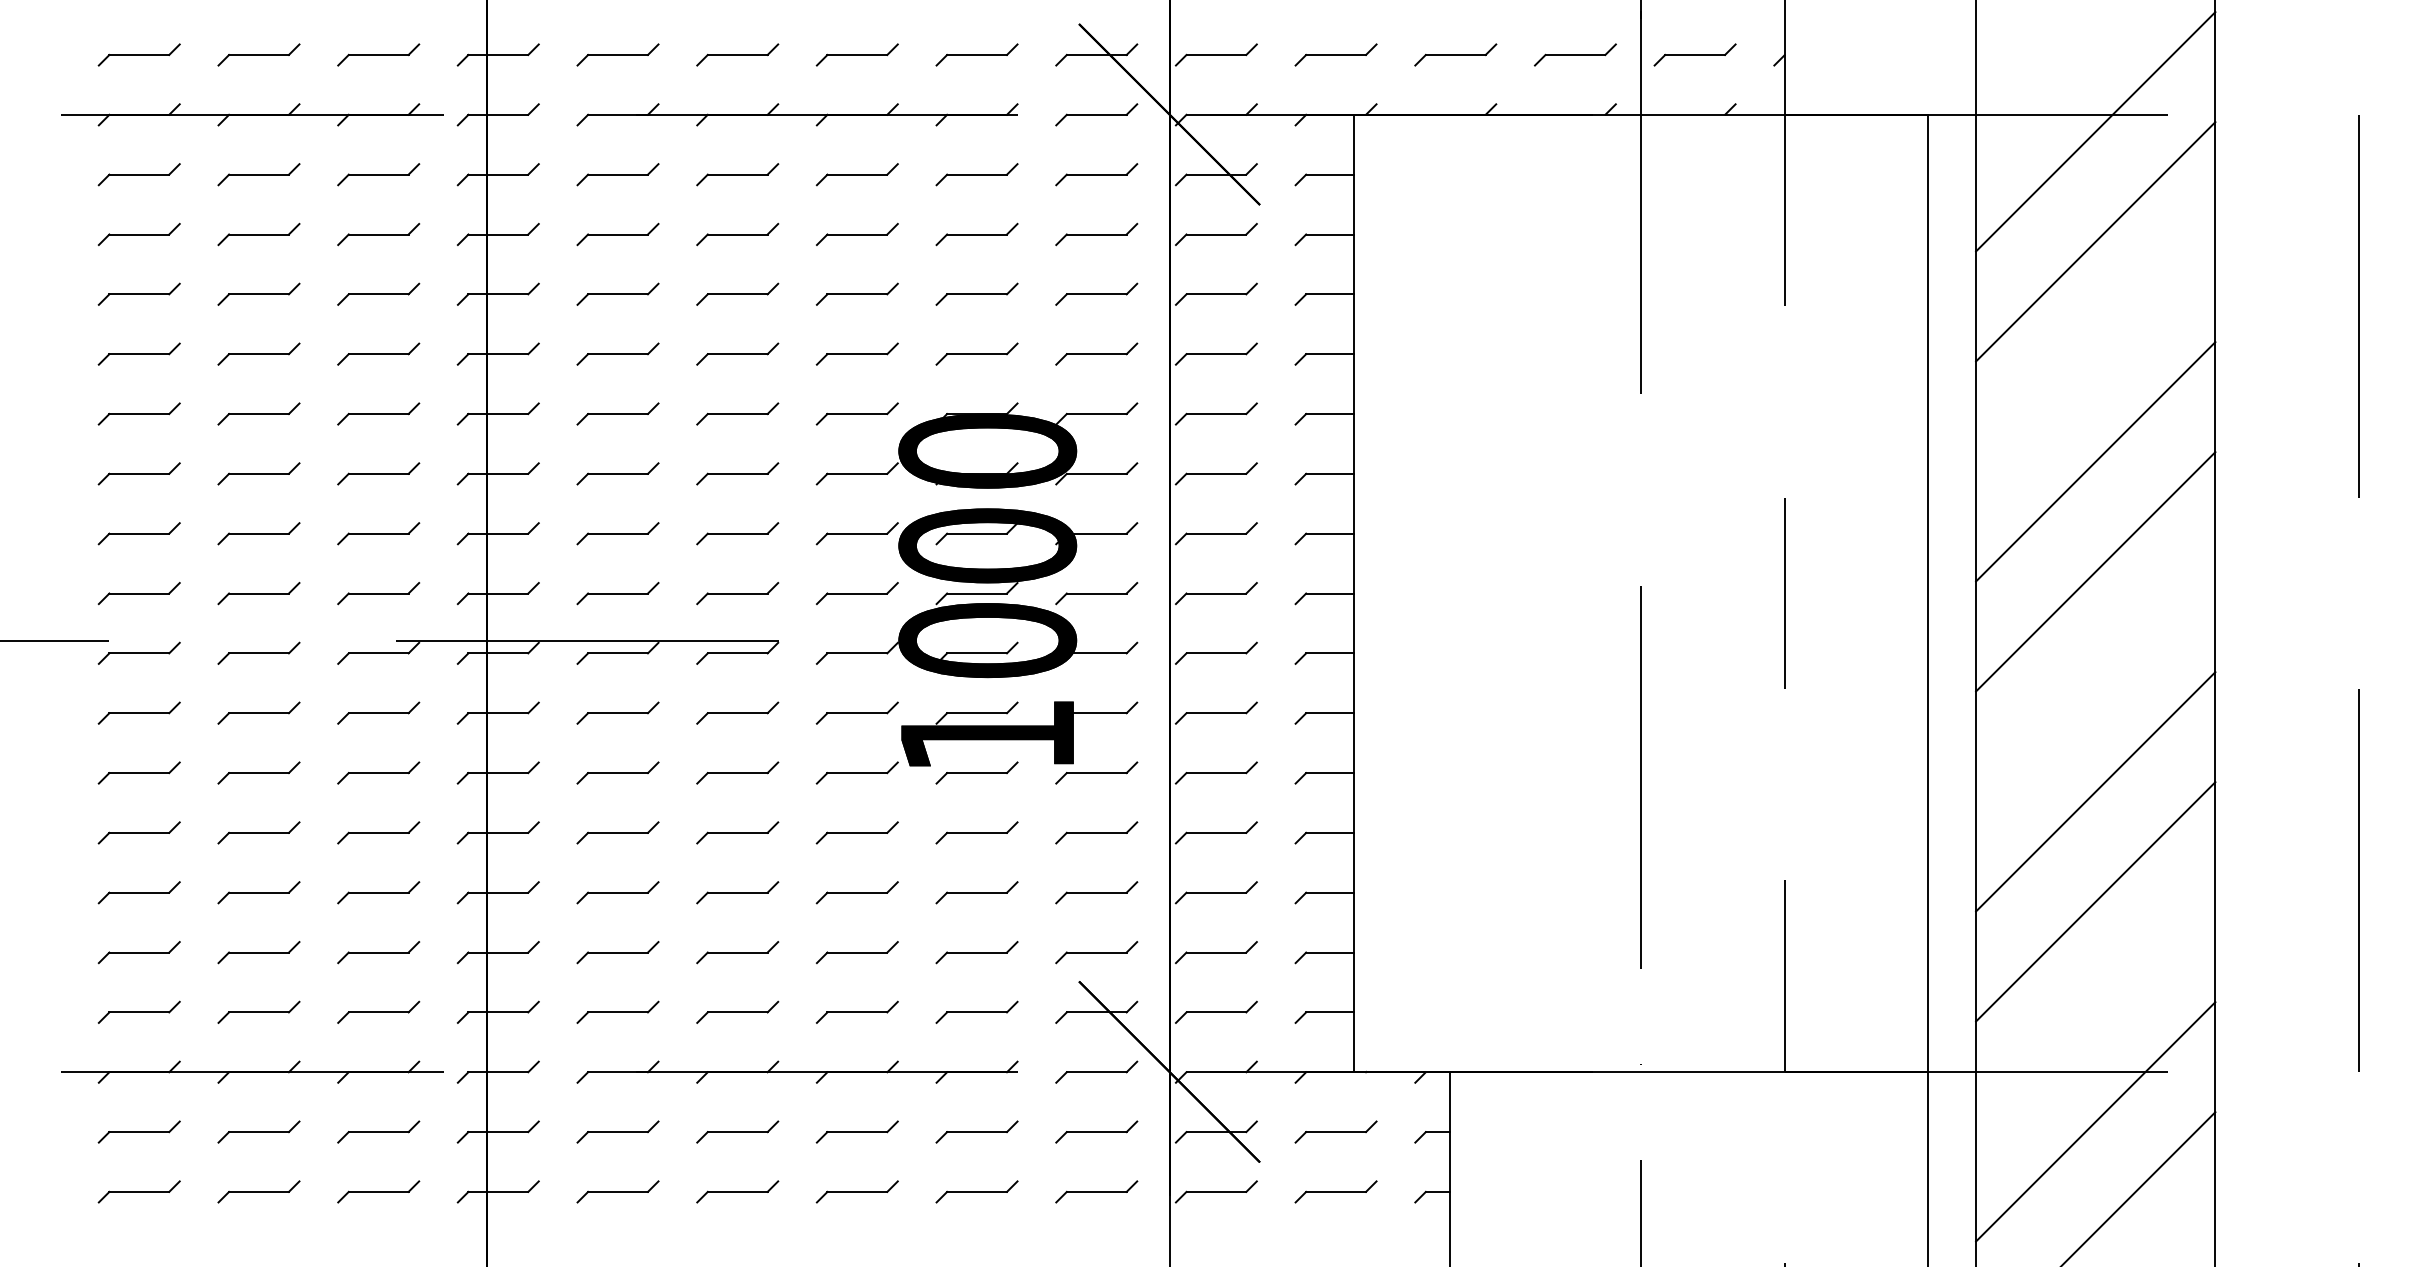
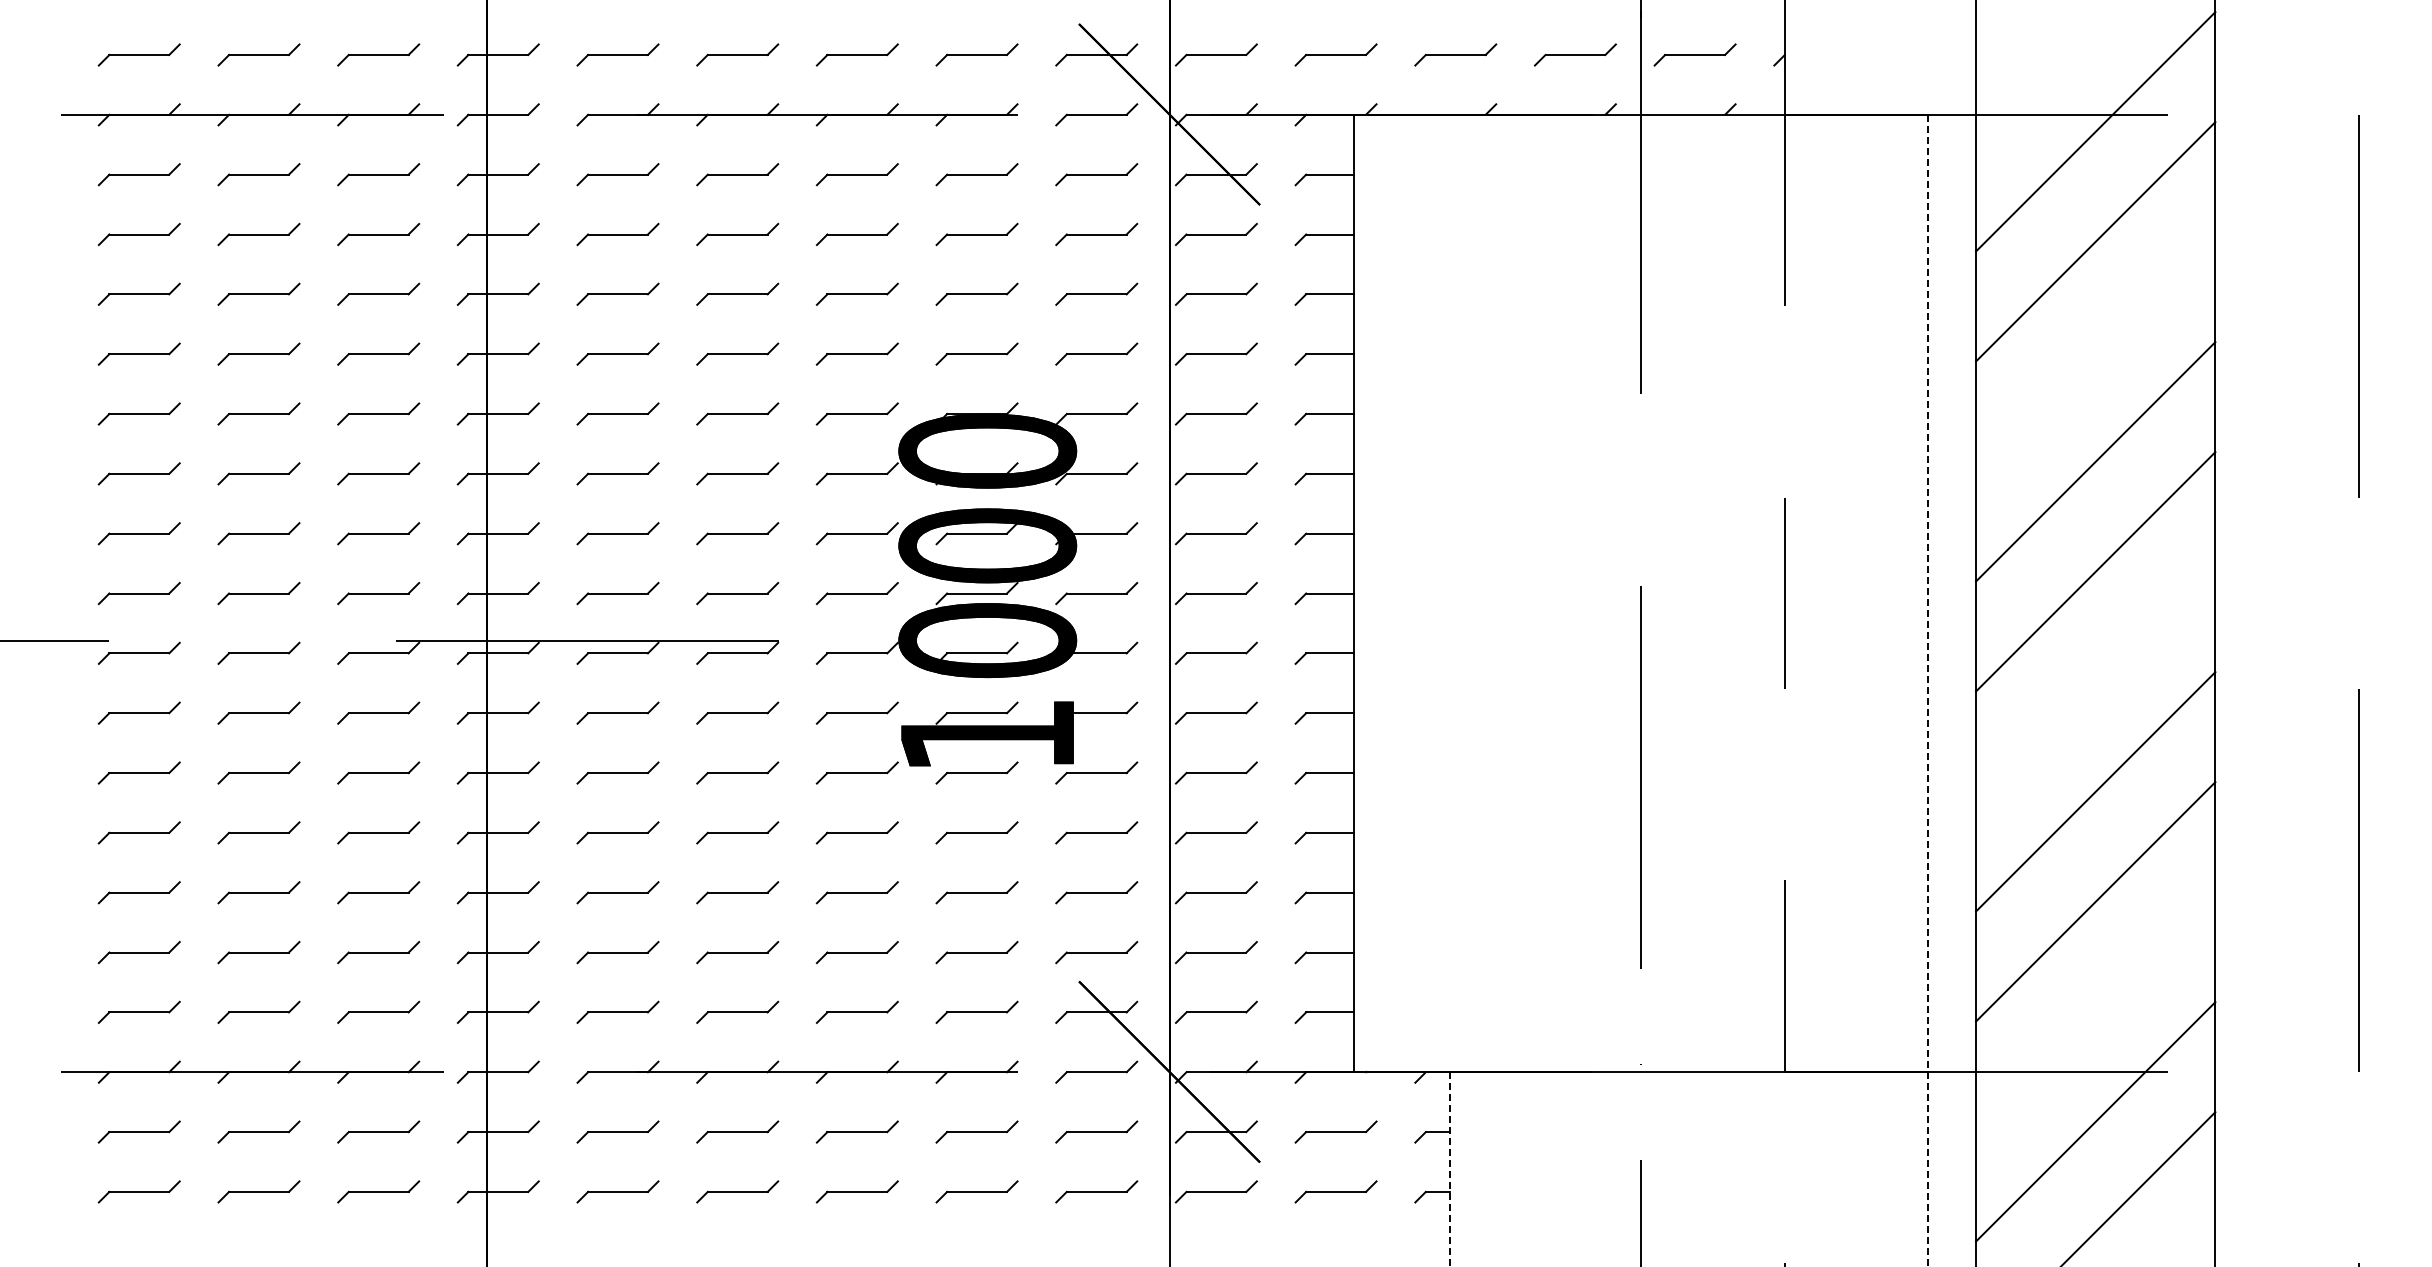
line: solid -> dashed (1928, 690)
line: solid -> dashed (1449, 1169)
